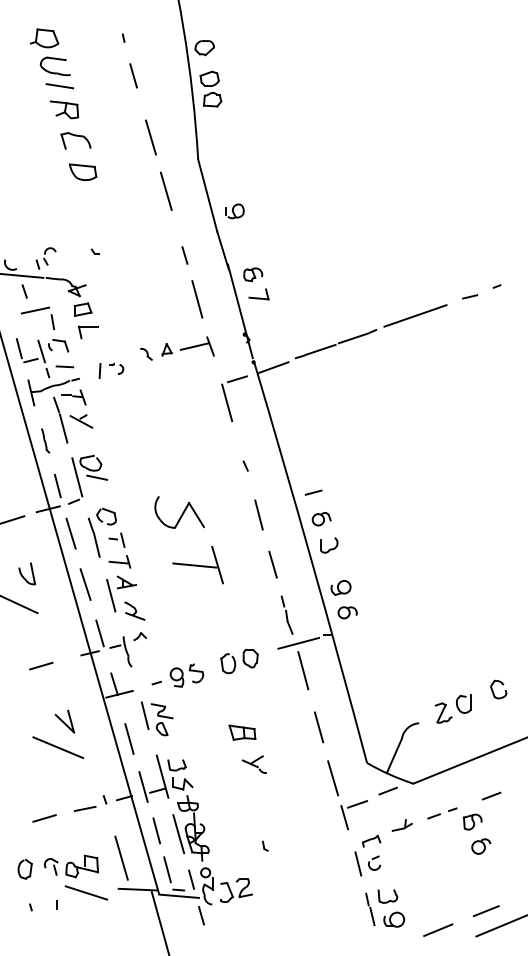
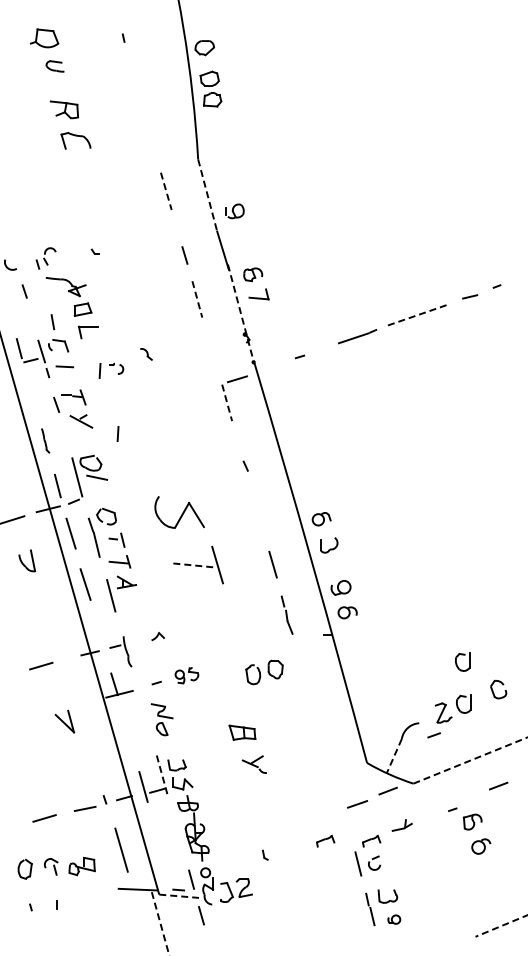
part size: 32x21 px -> 20x13 px (54, 66)
line: present -> none (133, 75)
line: present -> none (59, 86)
line: present -> none (150, 137)
part: present -> none (83, 171)
line: solid -> dashed (166, 191)
line: solid -> dashed (207, 195)
line: present -> none (22, 275)
line: solid -> dashed (197, 299)
line: present -> none (35, 310)
line: solid -> dashed (240, 311)
line: solid -> dashed (415, 315)
part: present -> none (187, 346)
line: present -> none (320, 349)
line: present -> none (273, 367)
part: present -> none (53, 391)
line: solid -> dashed (227, 402)
line: present -> none (63, 428)
line: none -> present (117, 433)
line: present -> none (313, 492)
line: present -> none (258, 514)
line: solid -> dashed (194, 565)
part position: (27, 573) -> (27, 560) (27, 560)
line: present -> none (19, 604)
part: present -> none (134, 610)
line: present -> none (99, 633)
part position: (139, 636) -> (157, 636) (157, 636)
line: present -> none (298, 642)
part position: (239, 661) -> (264, 672) (264, 672)
part: none -> present (462, 661)
line: present -> none (303, 670)
part size: 36x25 px -> 26x18 px (186, 675)
line: present -> none (144, 715)
line: present -> none (318, 727)
line: present -> none (129, 738)
line: present -> none (58, 747)
line: solid -> dashed (394, 755)
line: solid -> dashed (470, 760)
line: solid -> dashed (162, 776)
line: present -> none (333, 778)
line position: (491, 795) -> (498, 785) (498, 785)
line position: (433, 816) -> (433, 735) (433, 735)
line: present -> none (344, 817)
line: present -> none (156, 830)
line: present -> none (178, 834)
part: none -> present (325, 840)
part position: (265, 845) -> (265, 854) (265, 854)
line position: (121, 857) -> (121, 849) (121, 849)
part size: 34x25 px -> 28x21 px (81, 866)
line: present -> none (167, 869)
line: present -> none (86, 892)
line: solid -> dashed (179, 896)
line: present -> none (485, 911)
part size: 23x17 px -> 15x11 px (394, 919)
line: solid -> dashed (160, 923)
arc: solid -> dashed (501, 926)
line: present -> none (438, 930)
